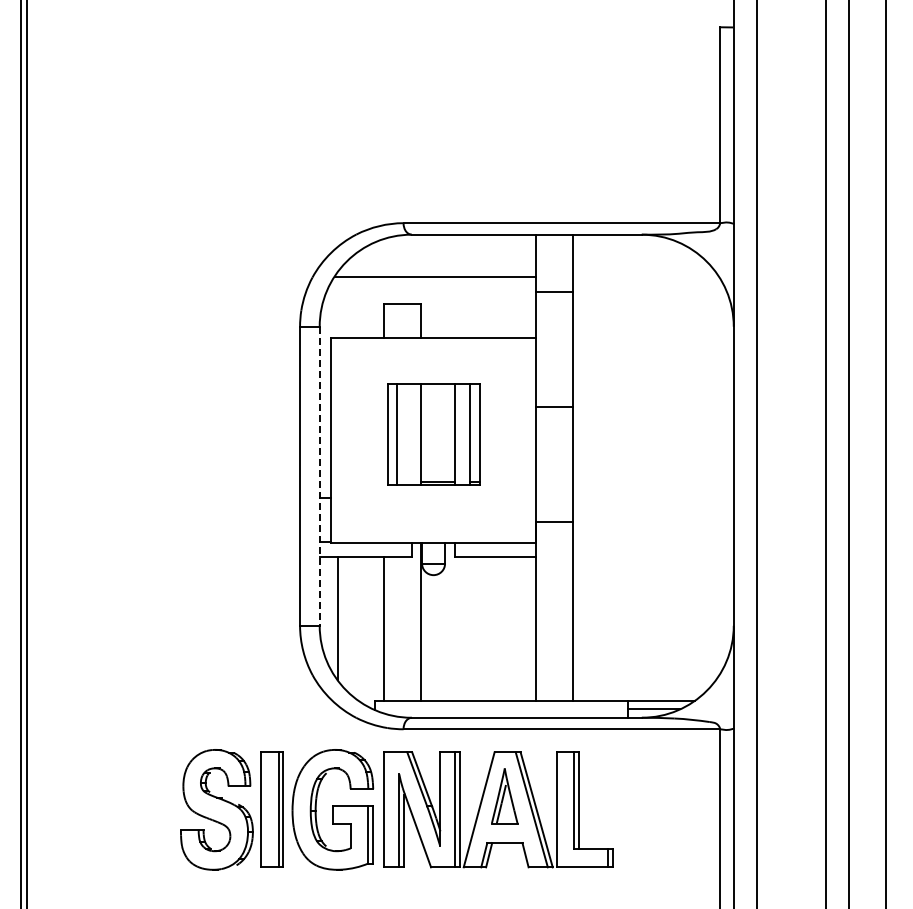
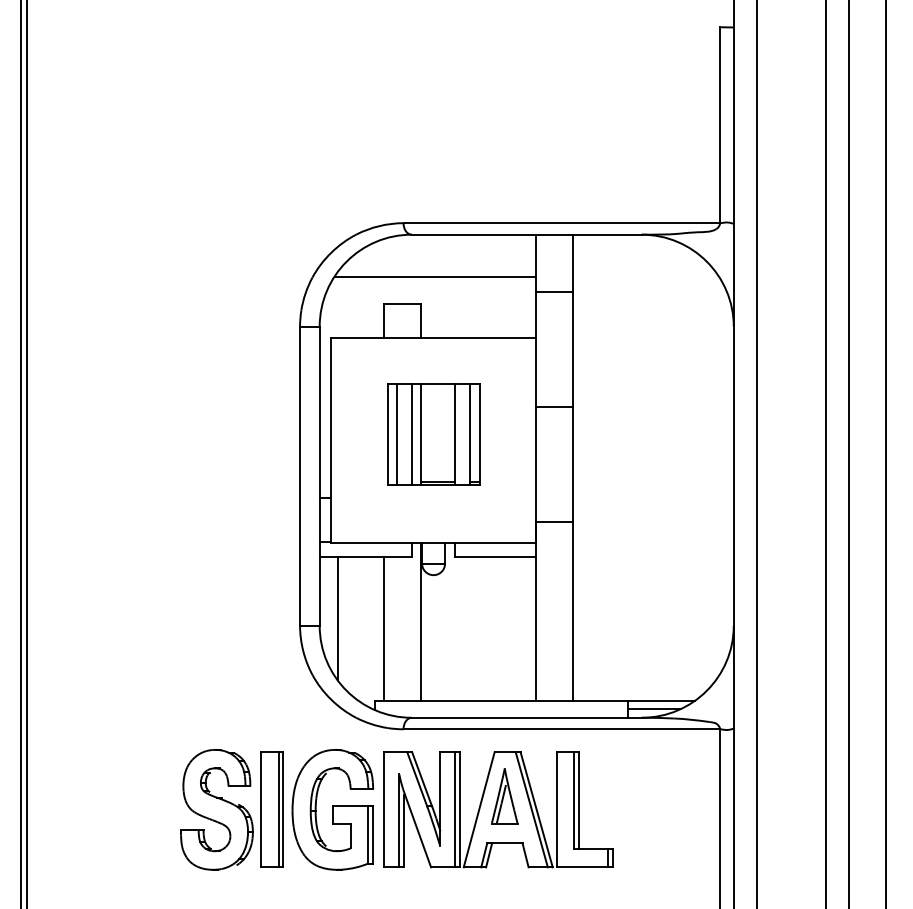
line: none -> present (411, 434)
line: dashed -> solid (319, 476)
